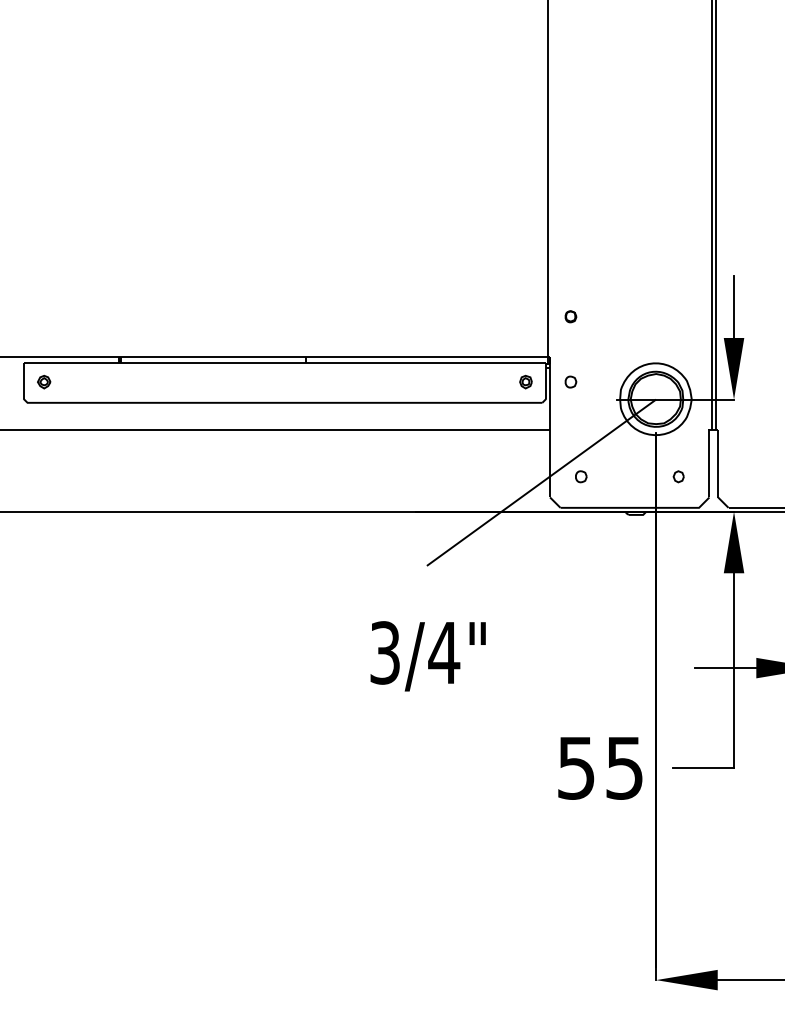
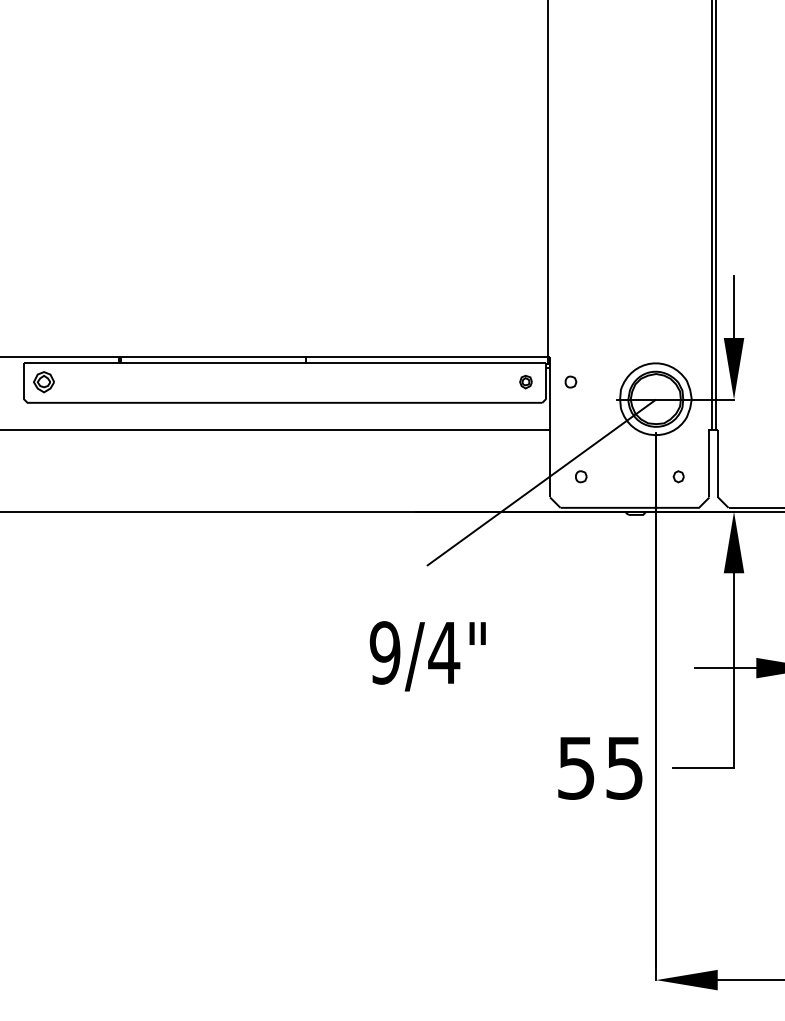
part: present -> none (570, 316)
part size: 15x16 px -> 22x23 px (43, 382)
text: 3/4" -> 9/4" (384, 652)
